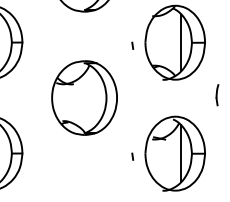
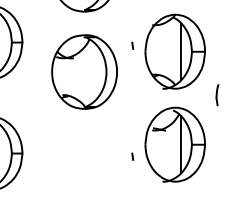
part position: (174, 42) -> (174, 51) (174, 51)
part position: (84, 97) -> (84, 71) (84, 71)
part position: (174, 153) -> (174, 144) (174, 144)
